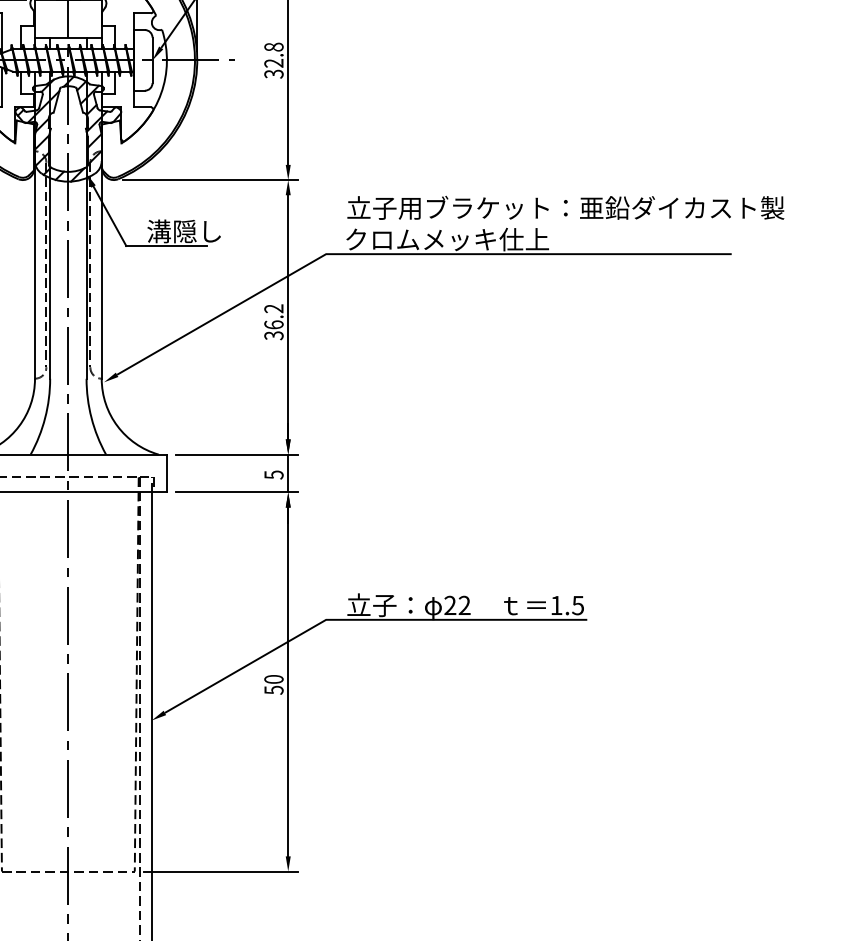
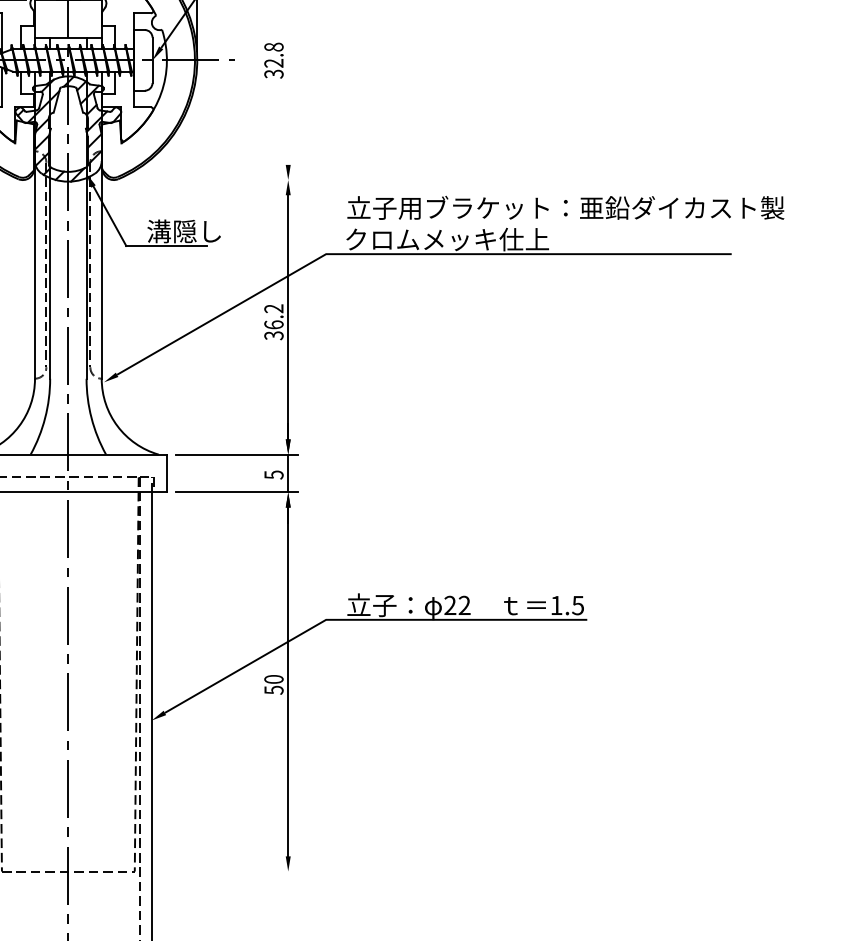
line: present -> none (288, 83)
line: present -> none (210, 180)
line: present -> none (220, 871)
